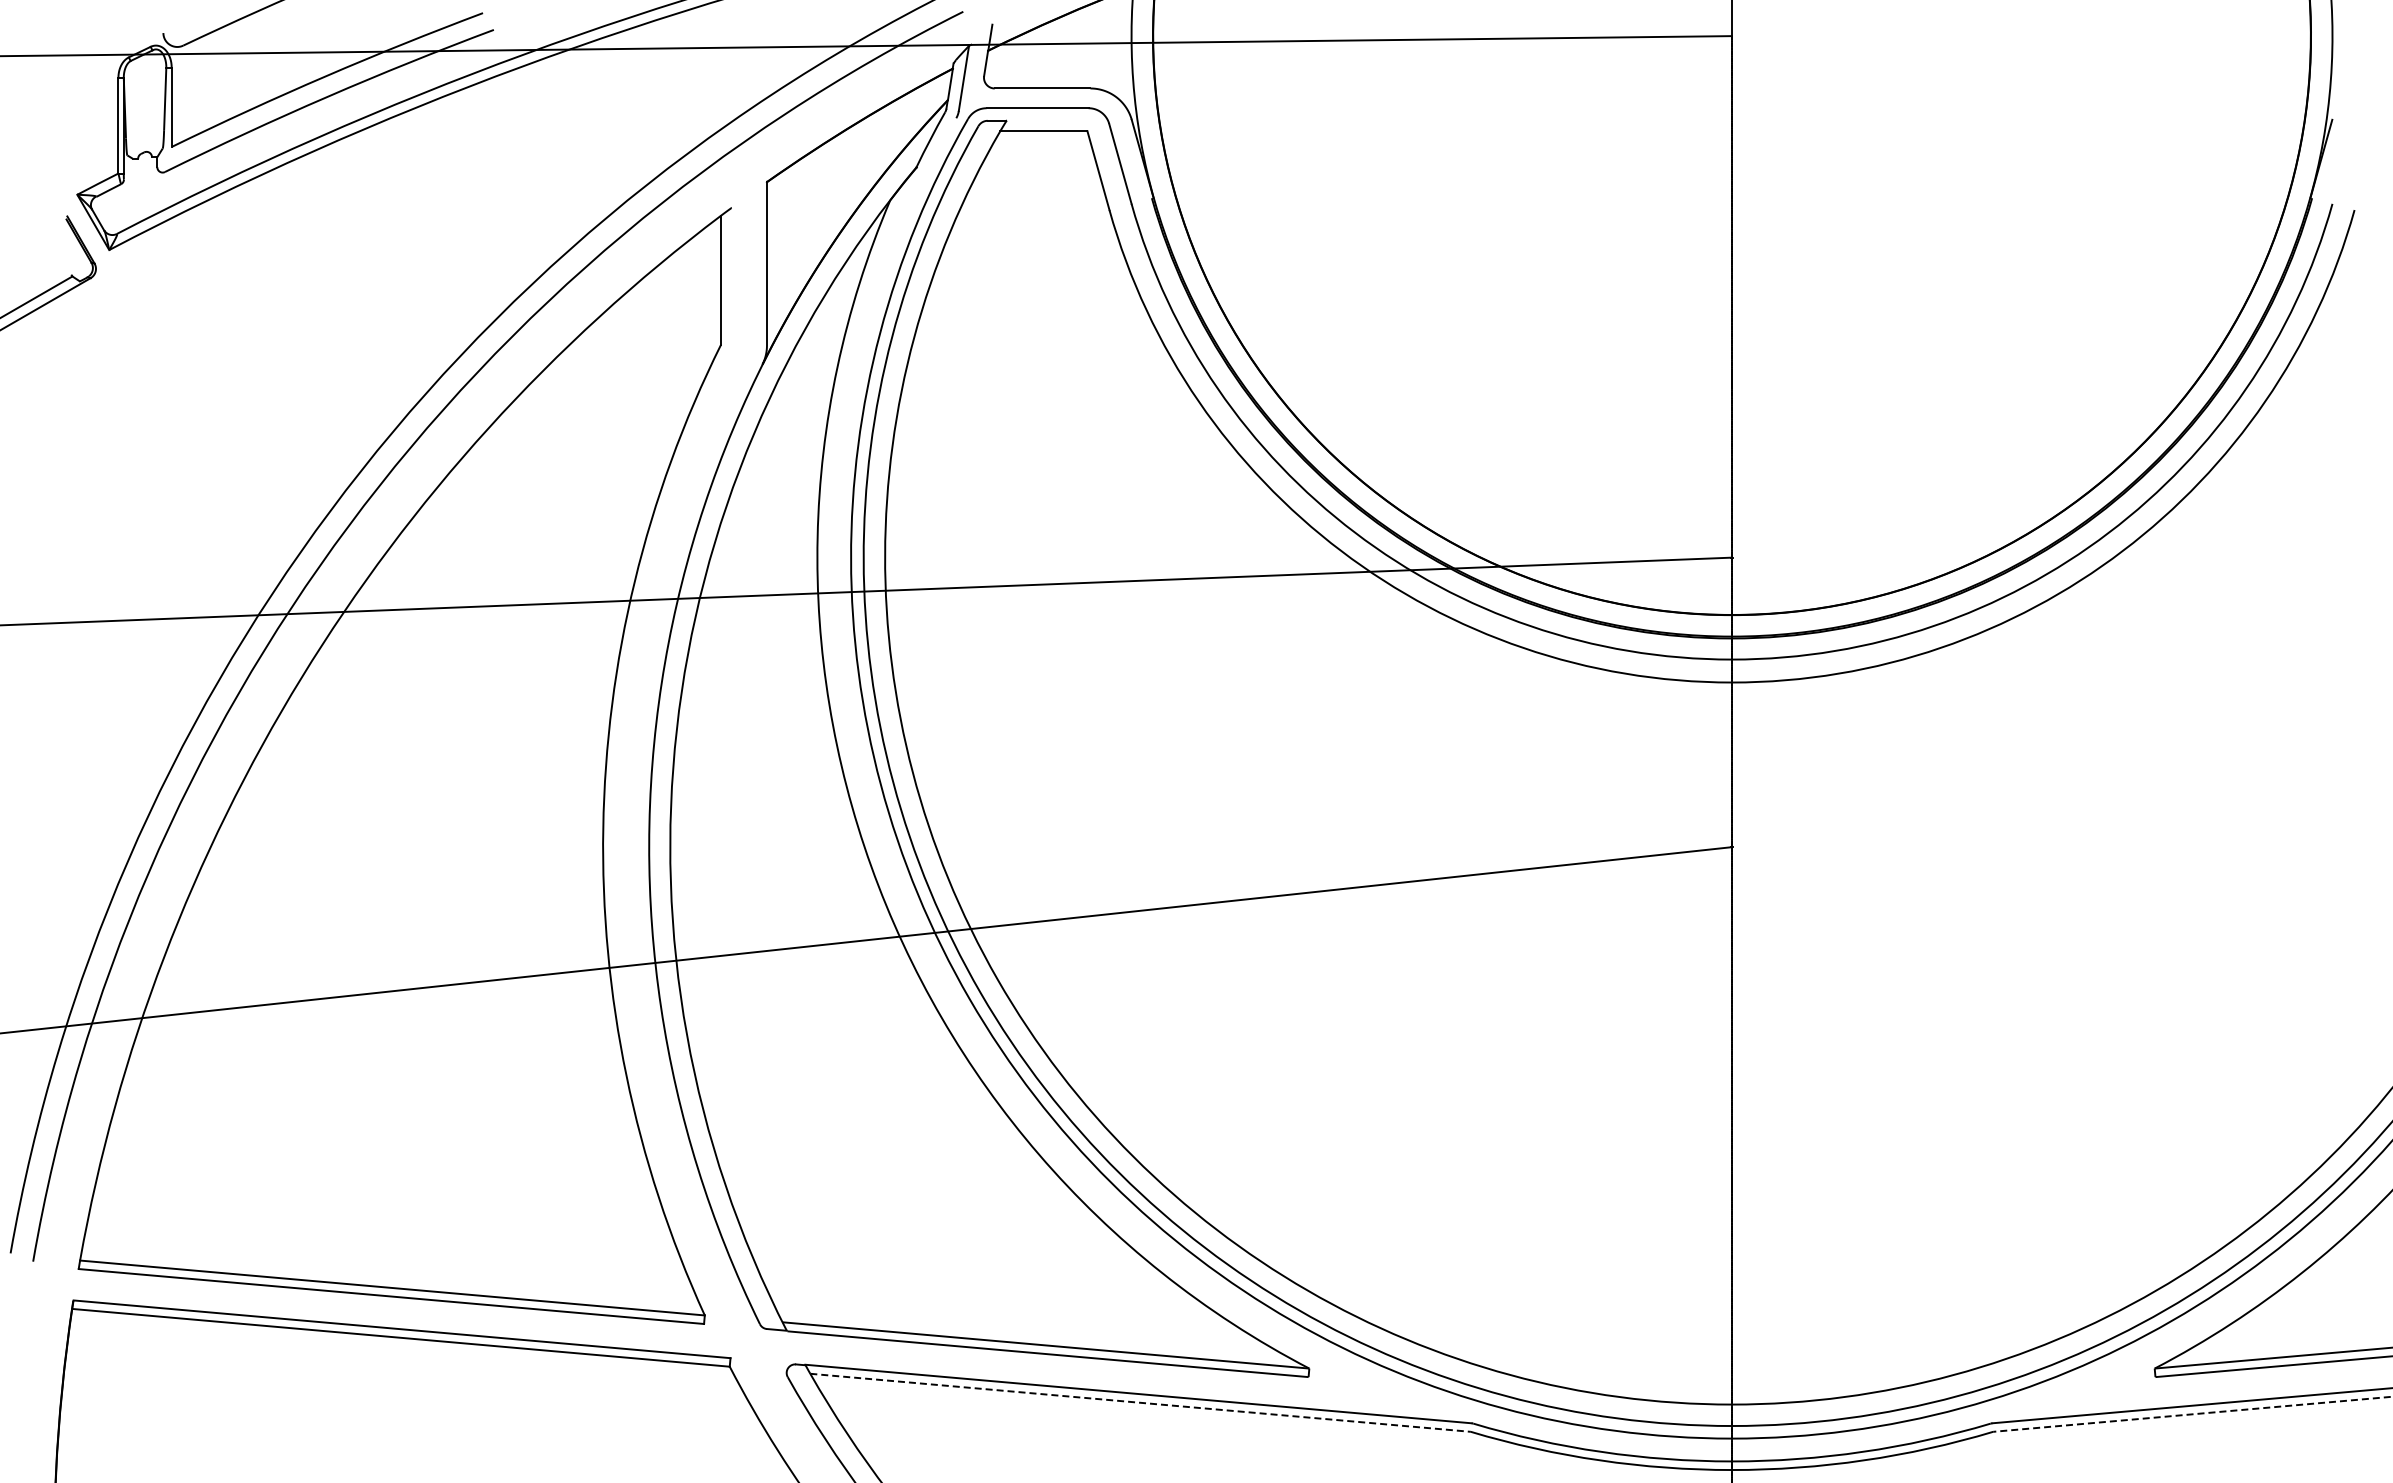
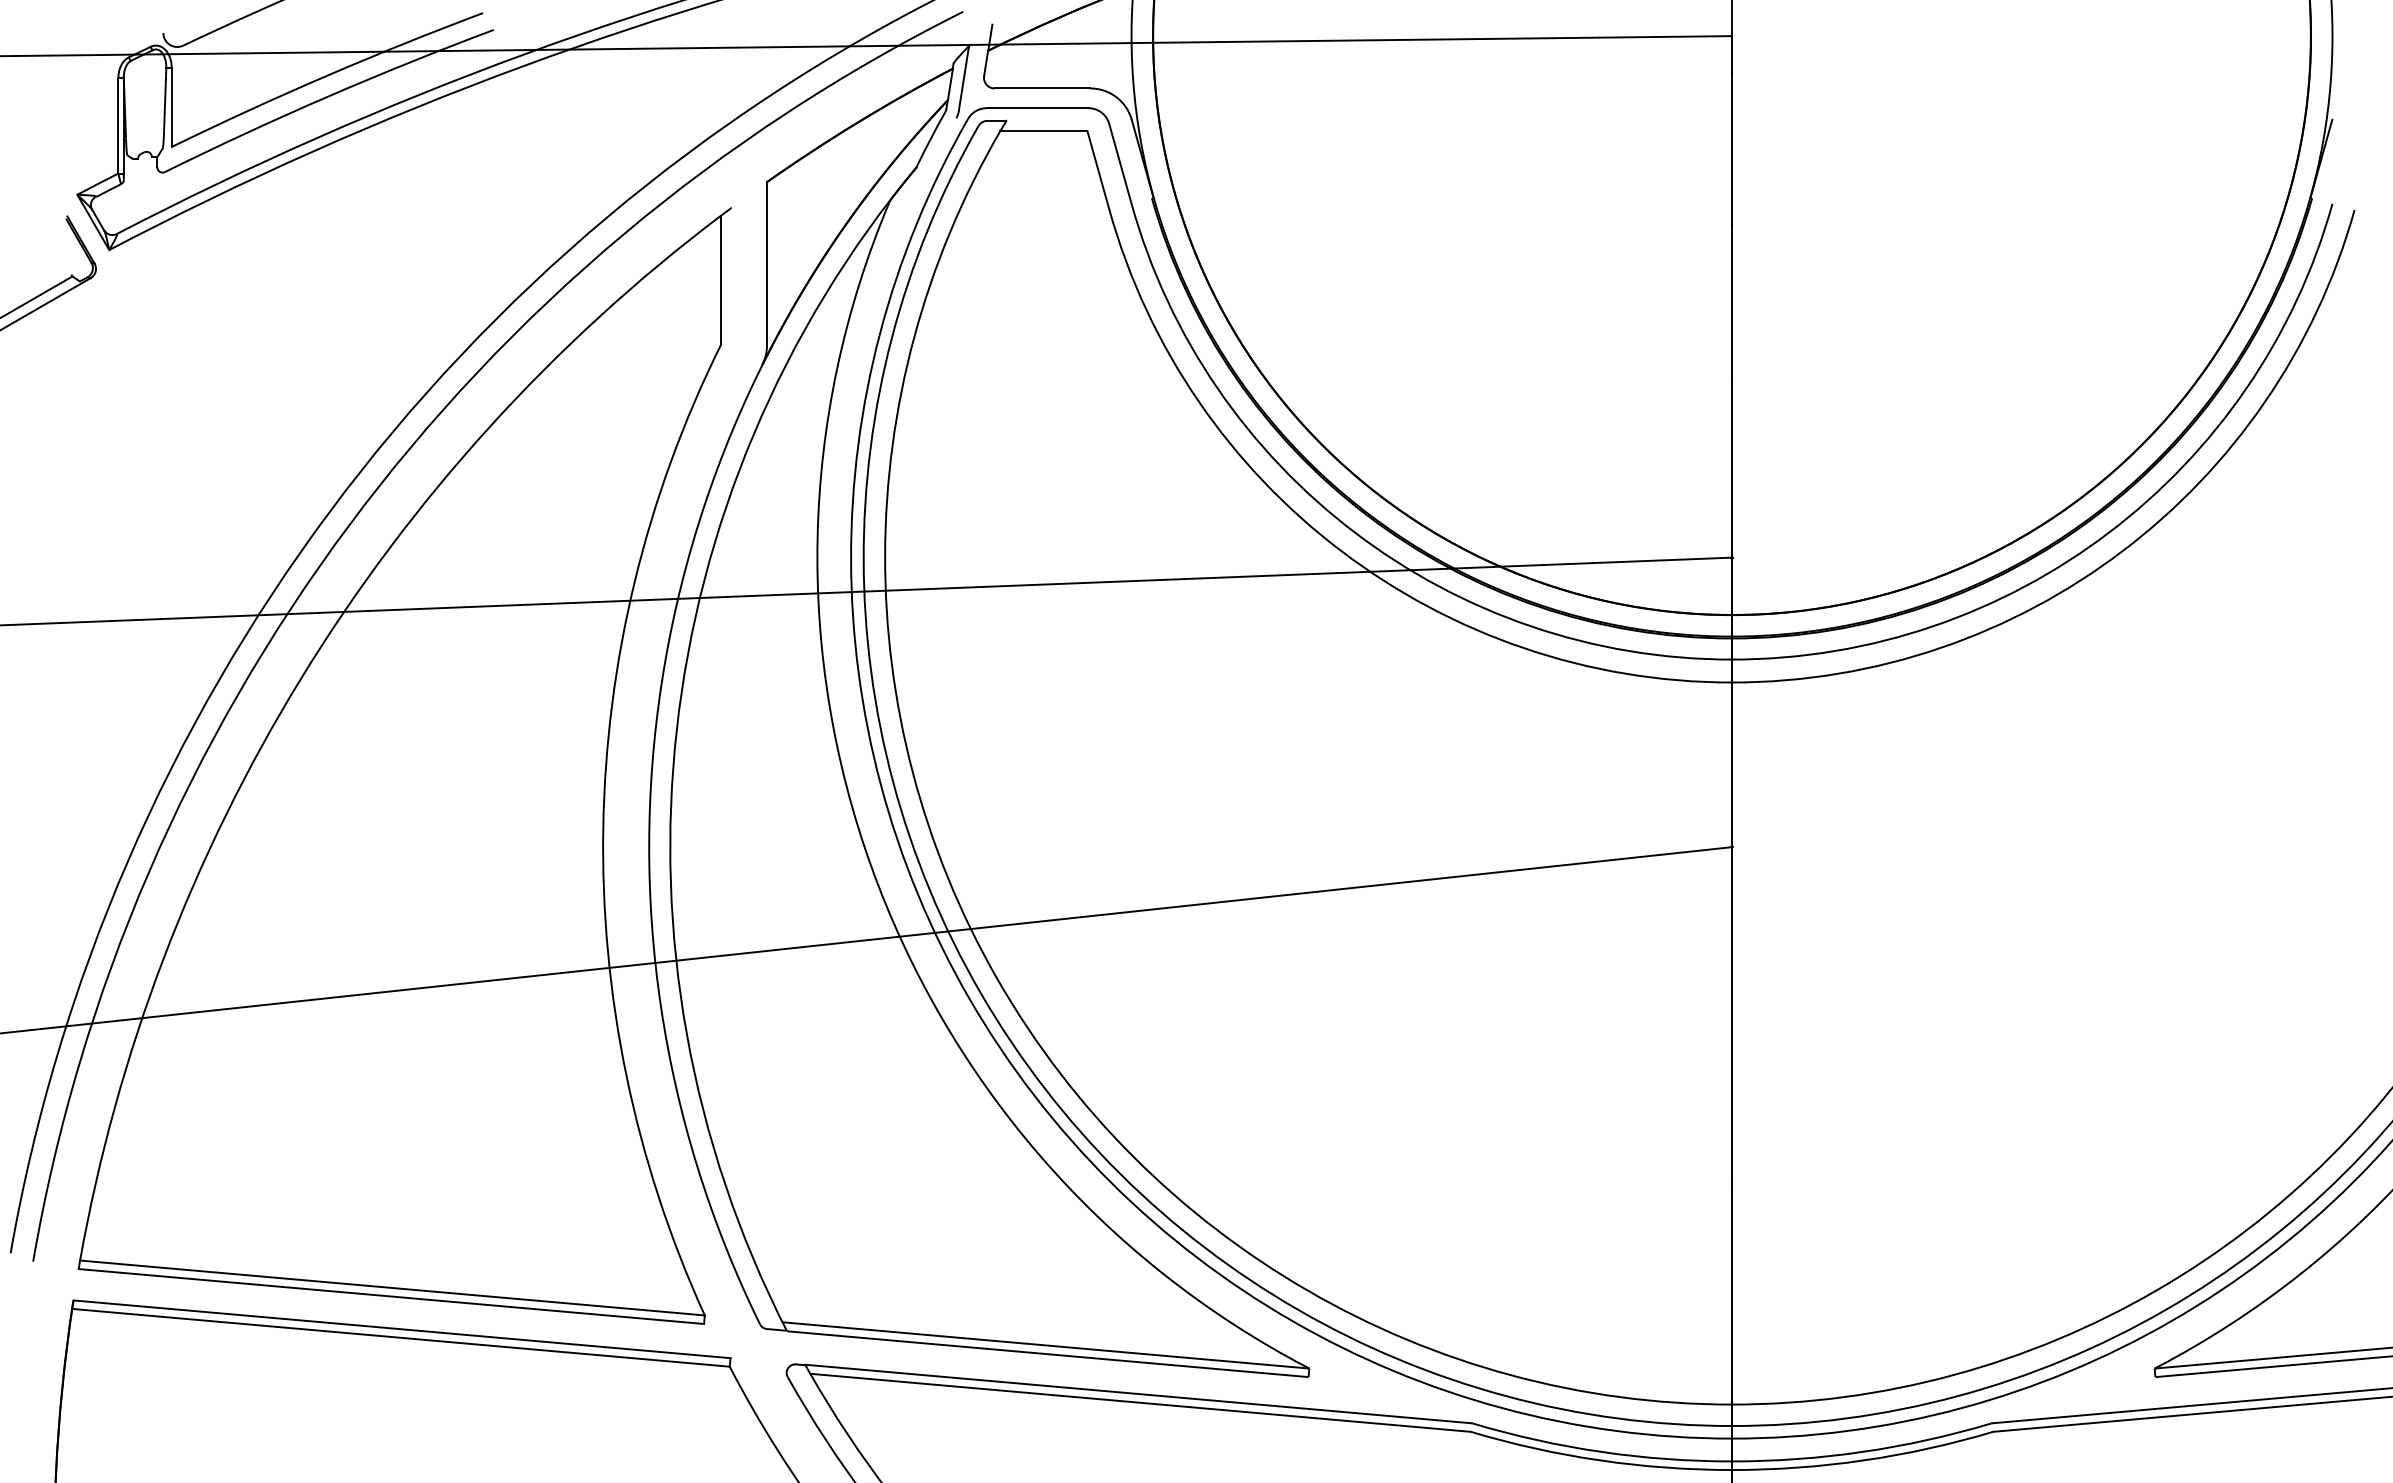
line: dashed -> solid (1140, 1402)
line: dashed -> solid (2192, 1414)
